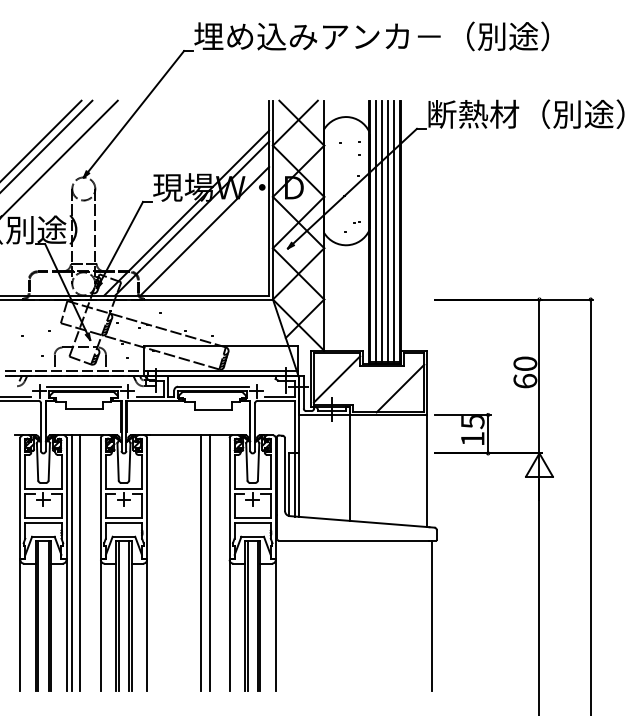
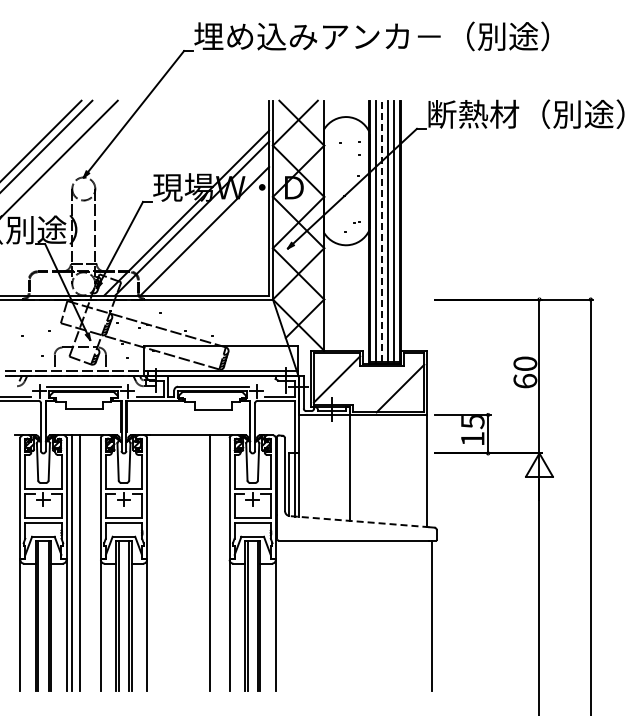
line: solid -> dashed (382, 231)
line: solid -> dashed (359, 521)
line: present -> none (200, 562)
